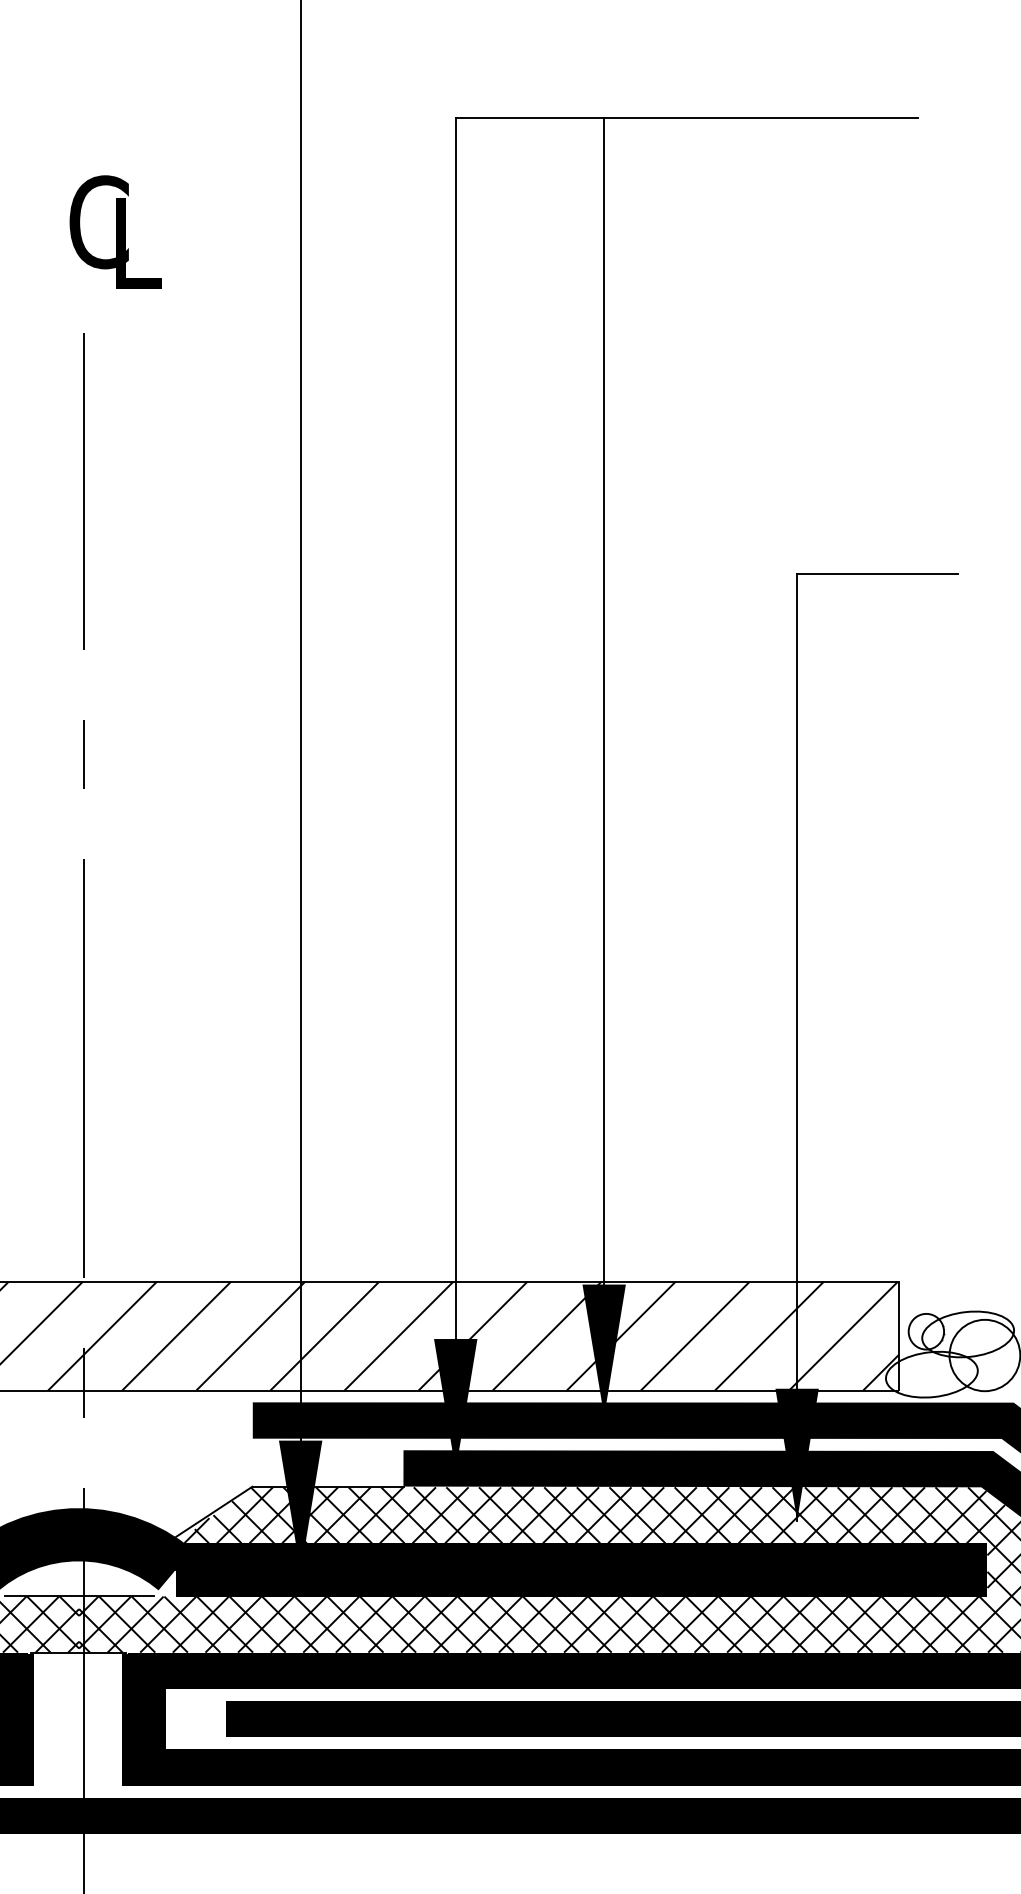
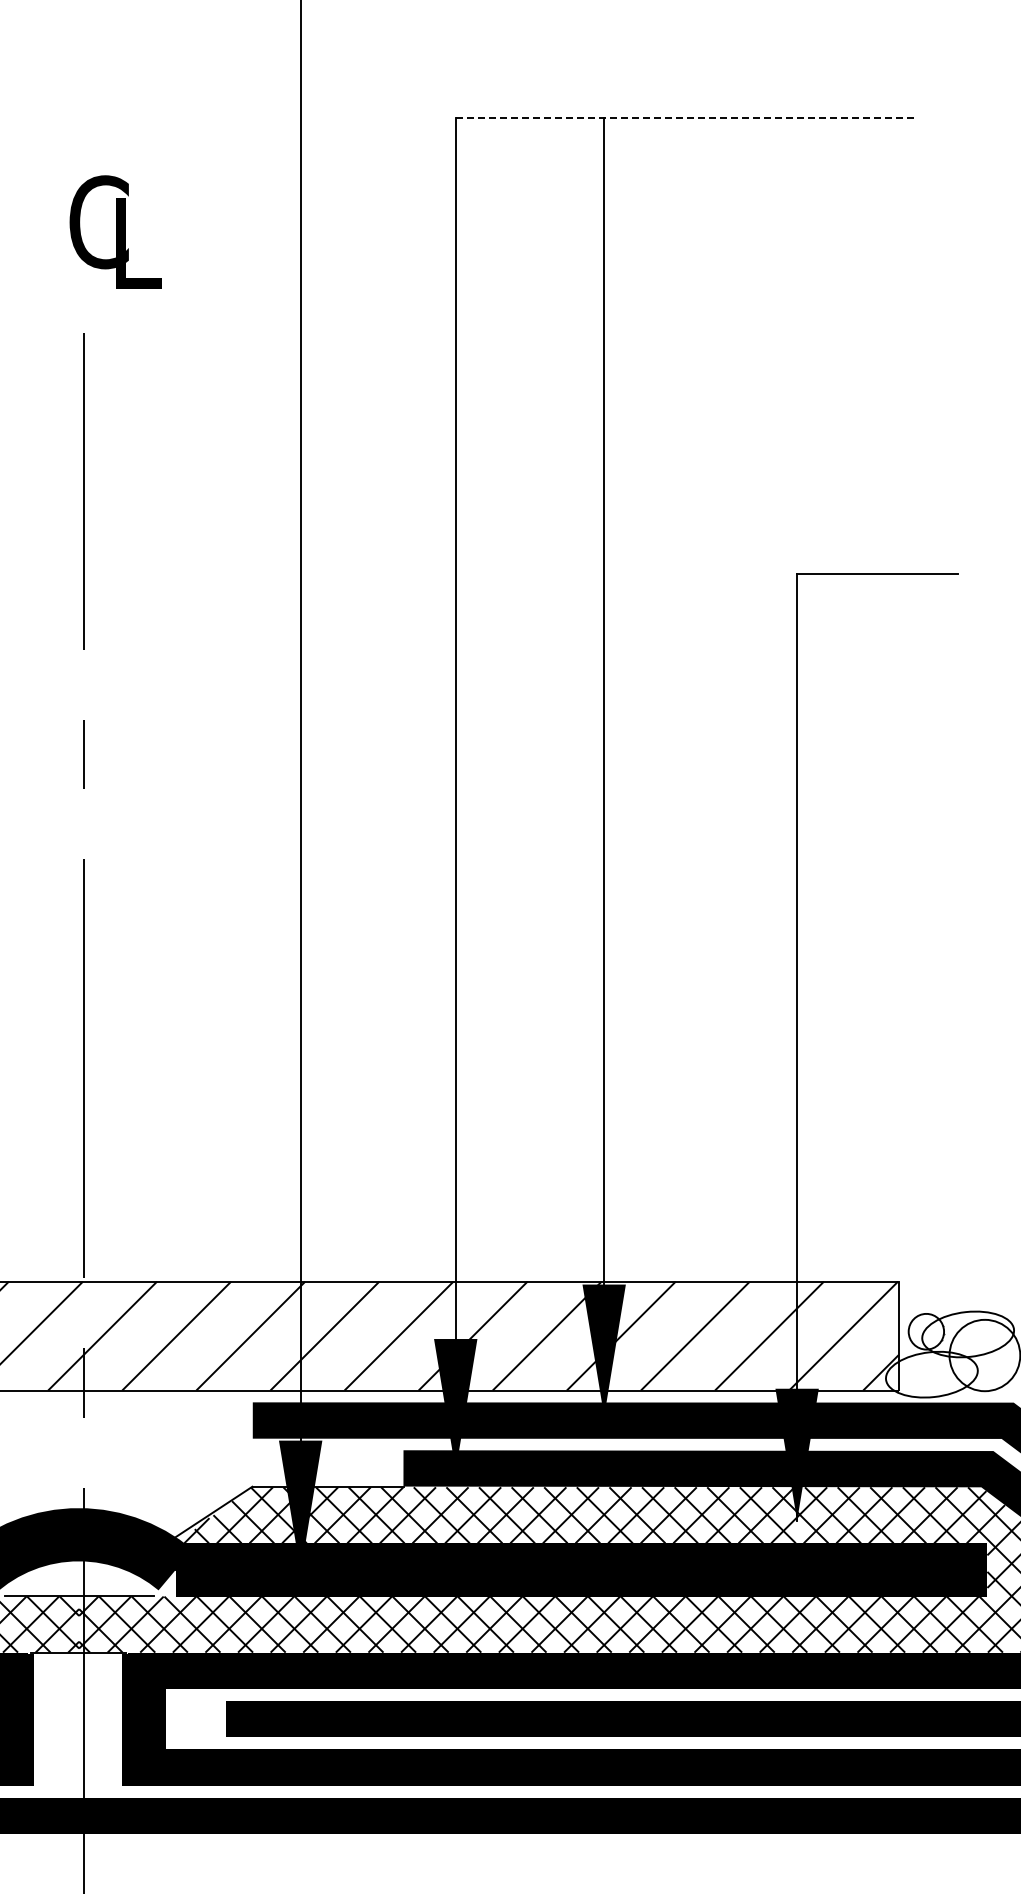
line: solid -> dashed (686, 117)
